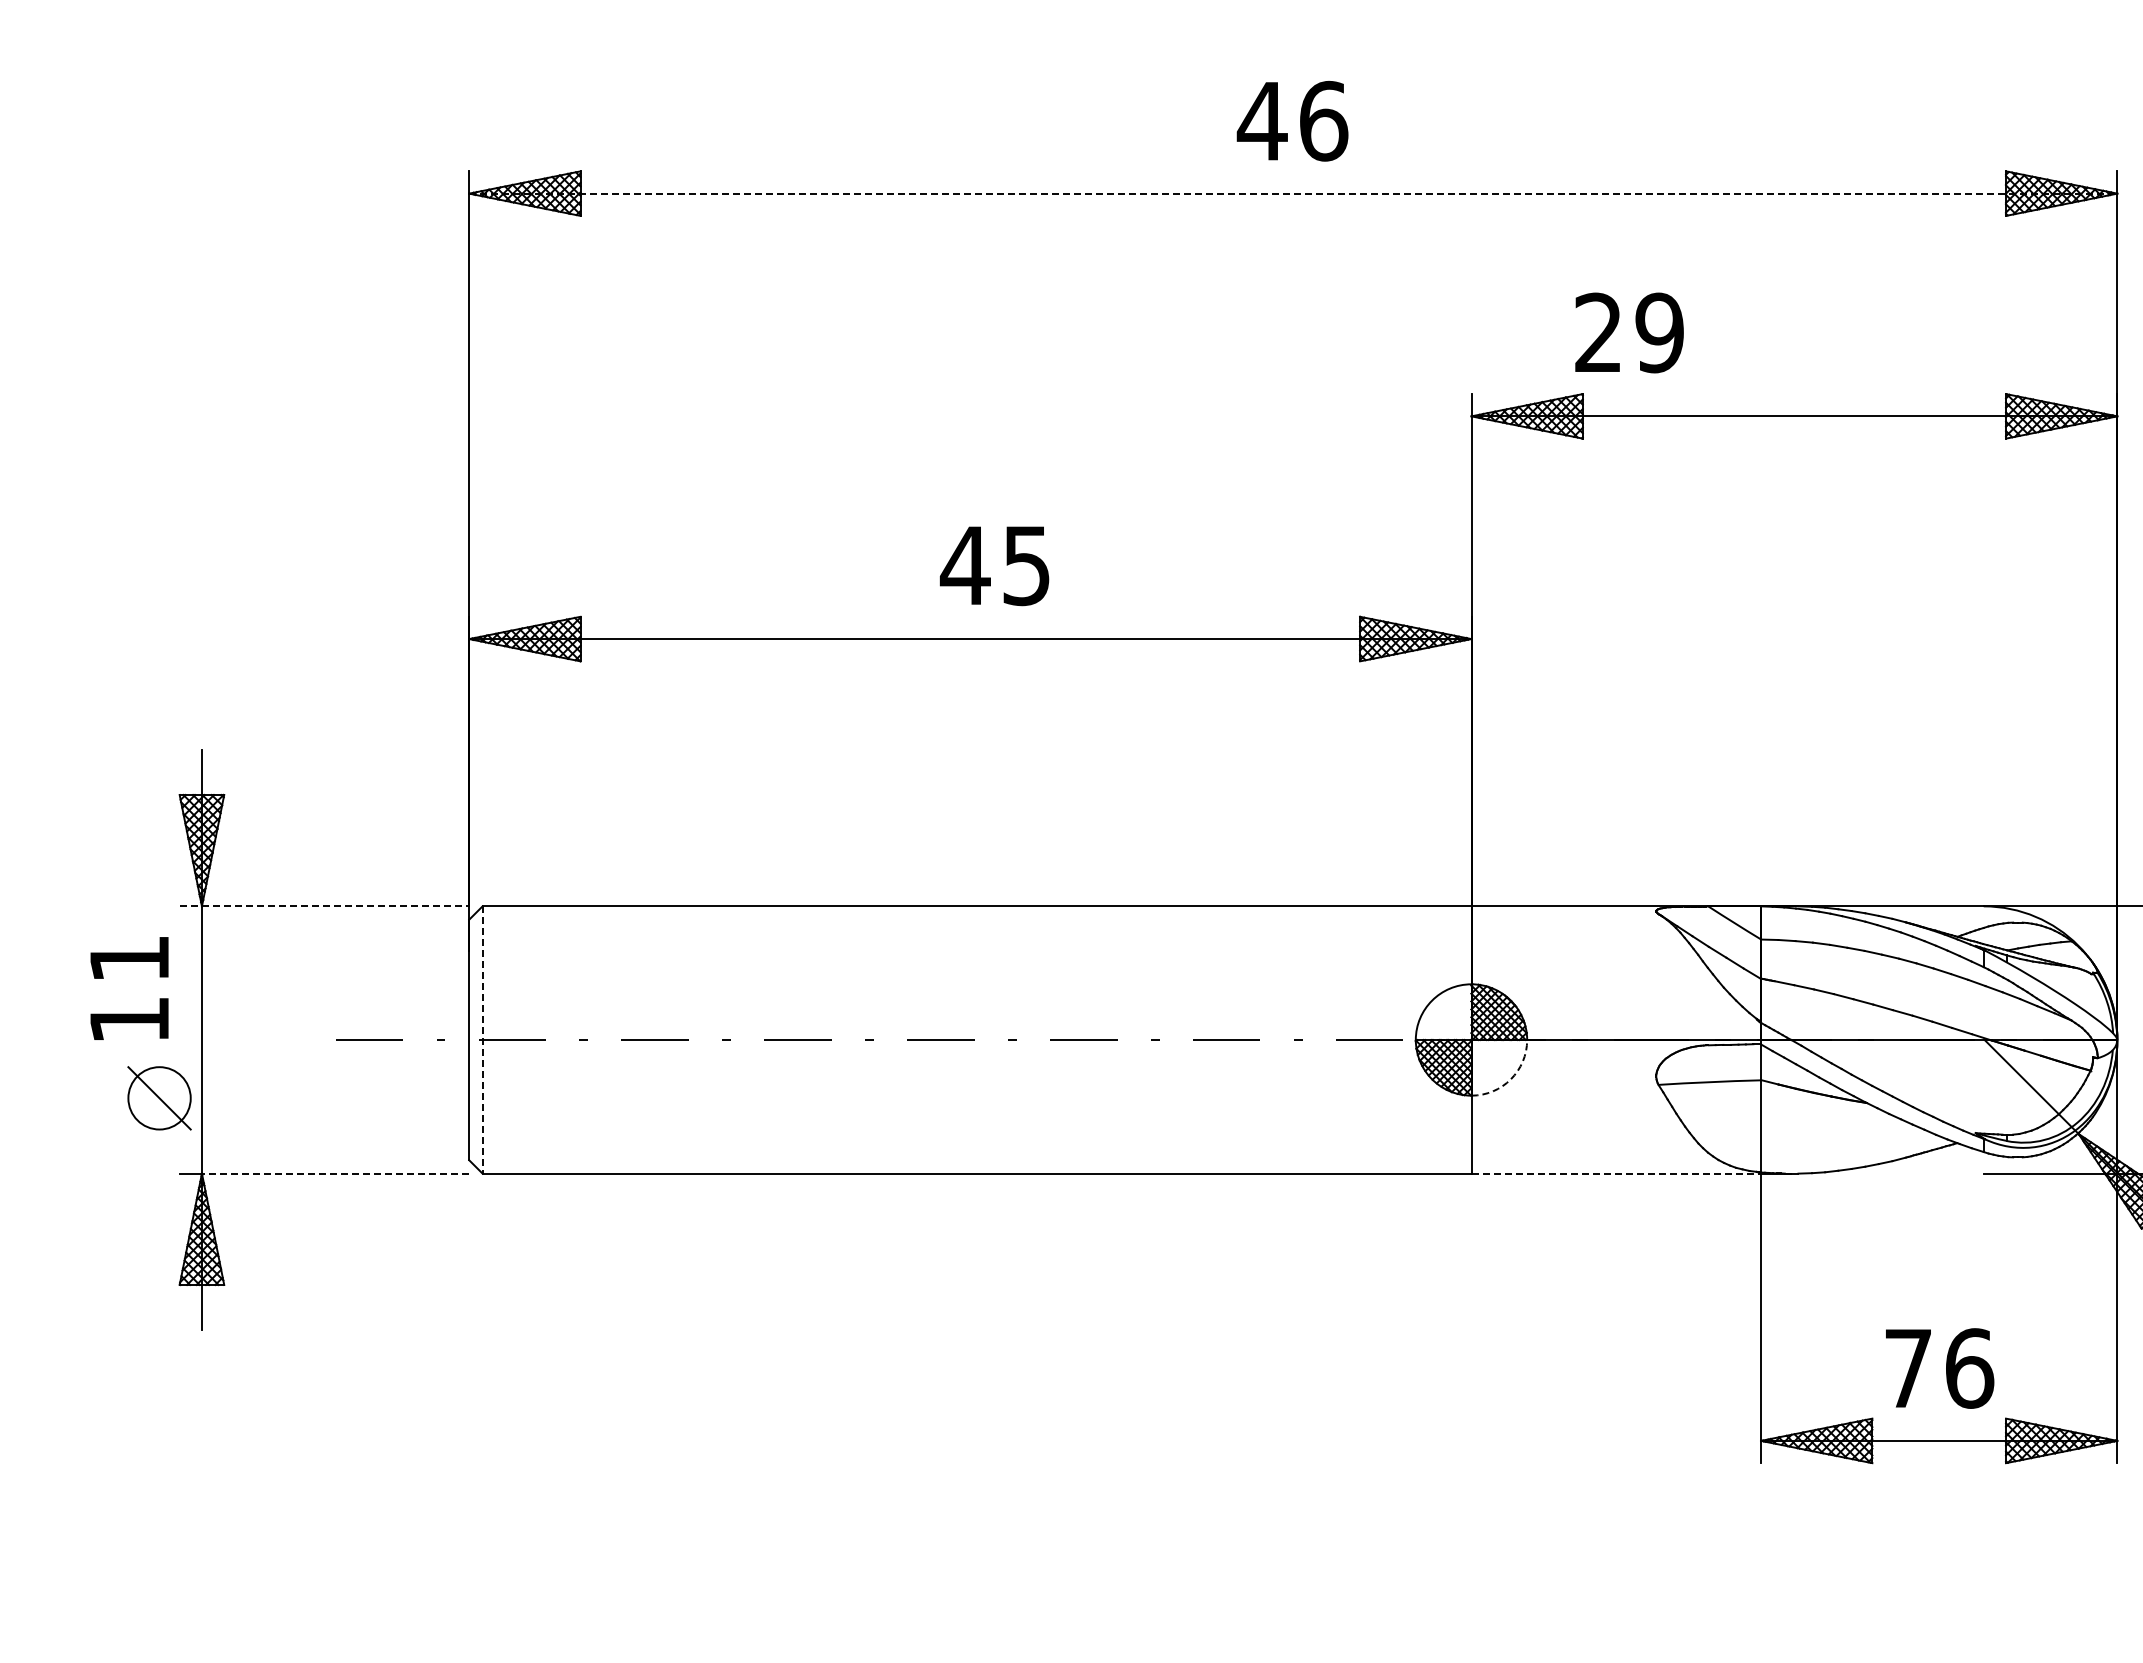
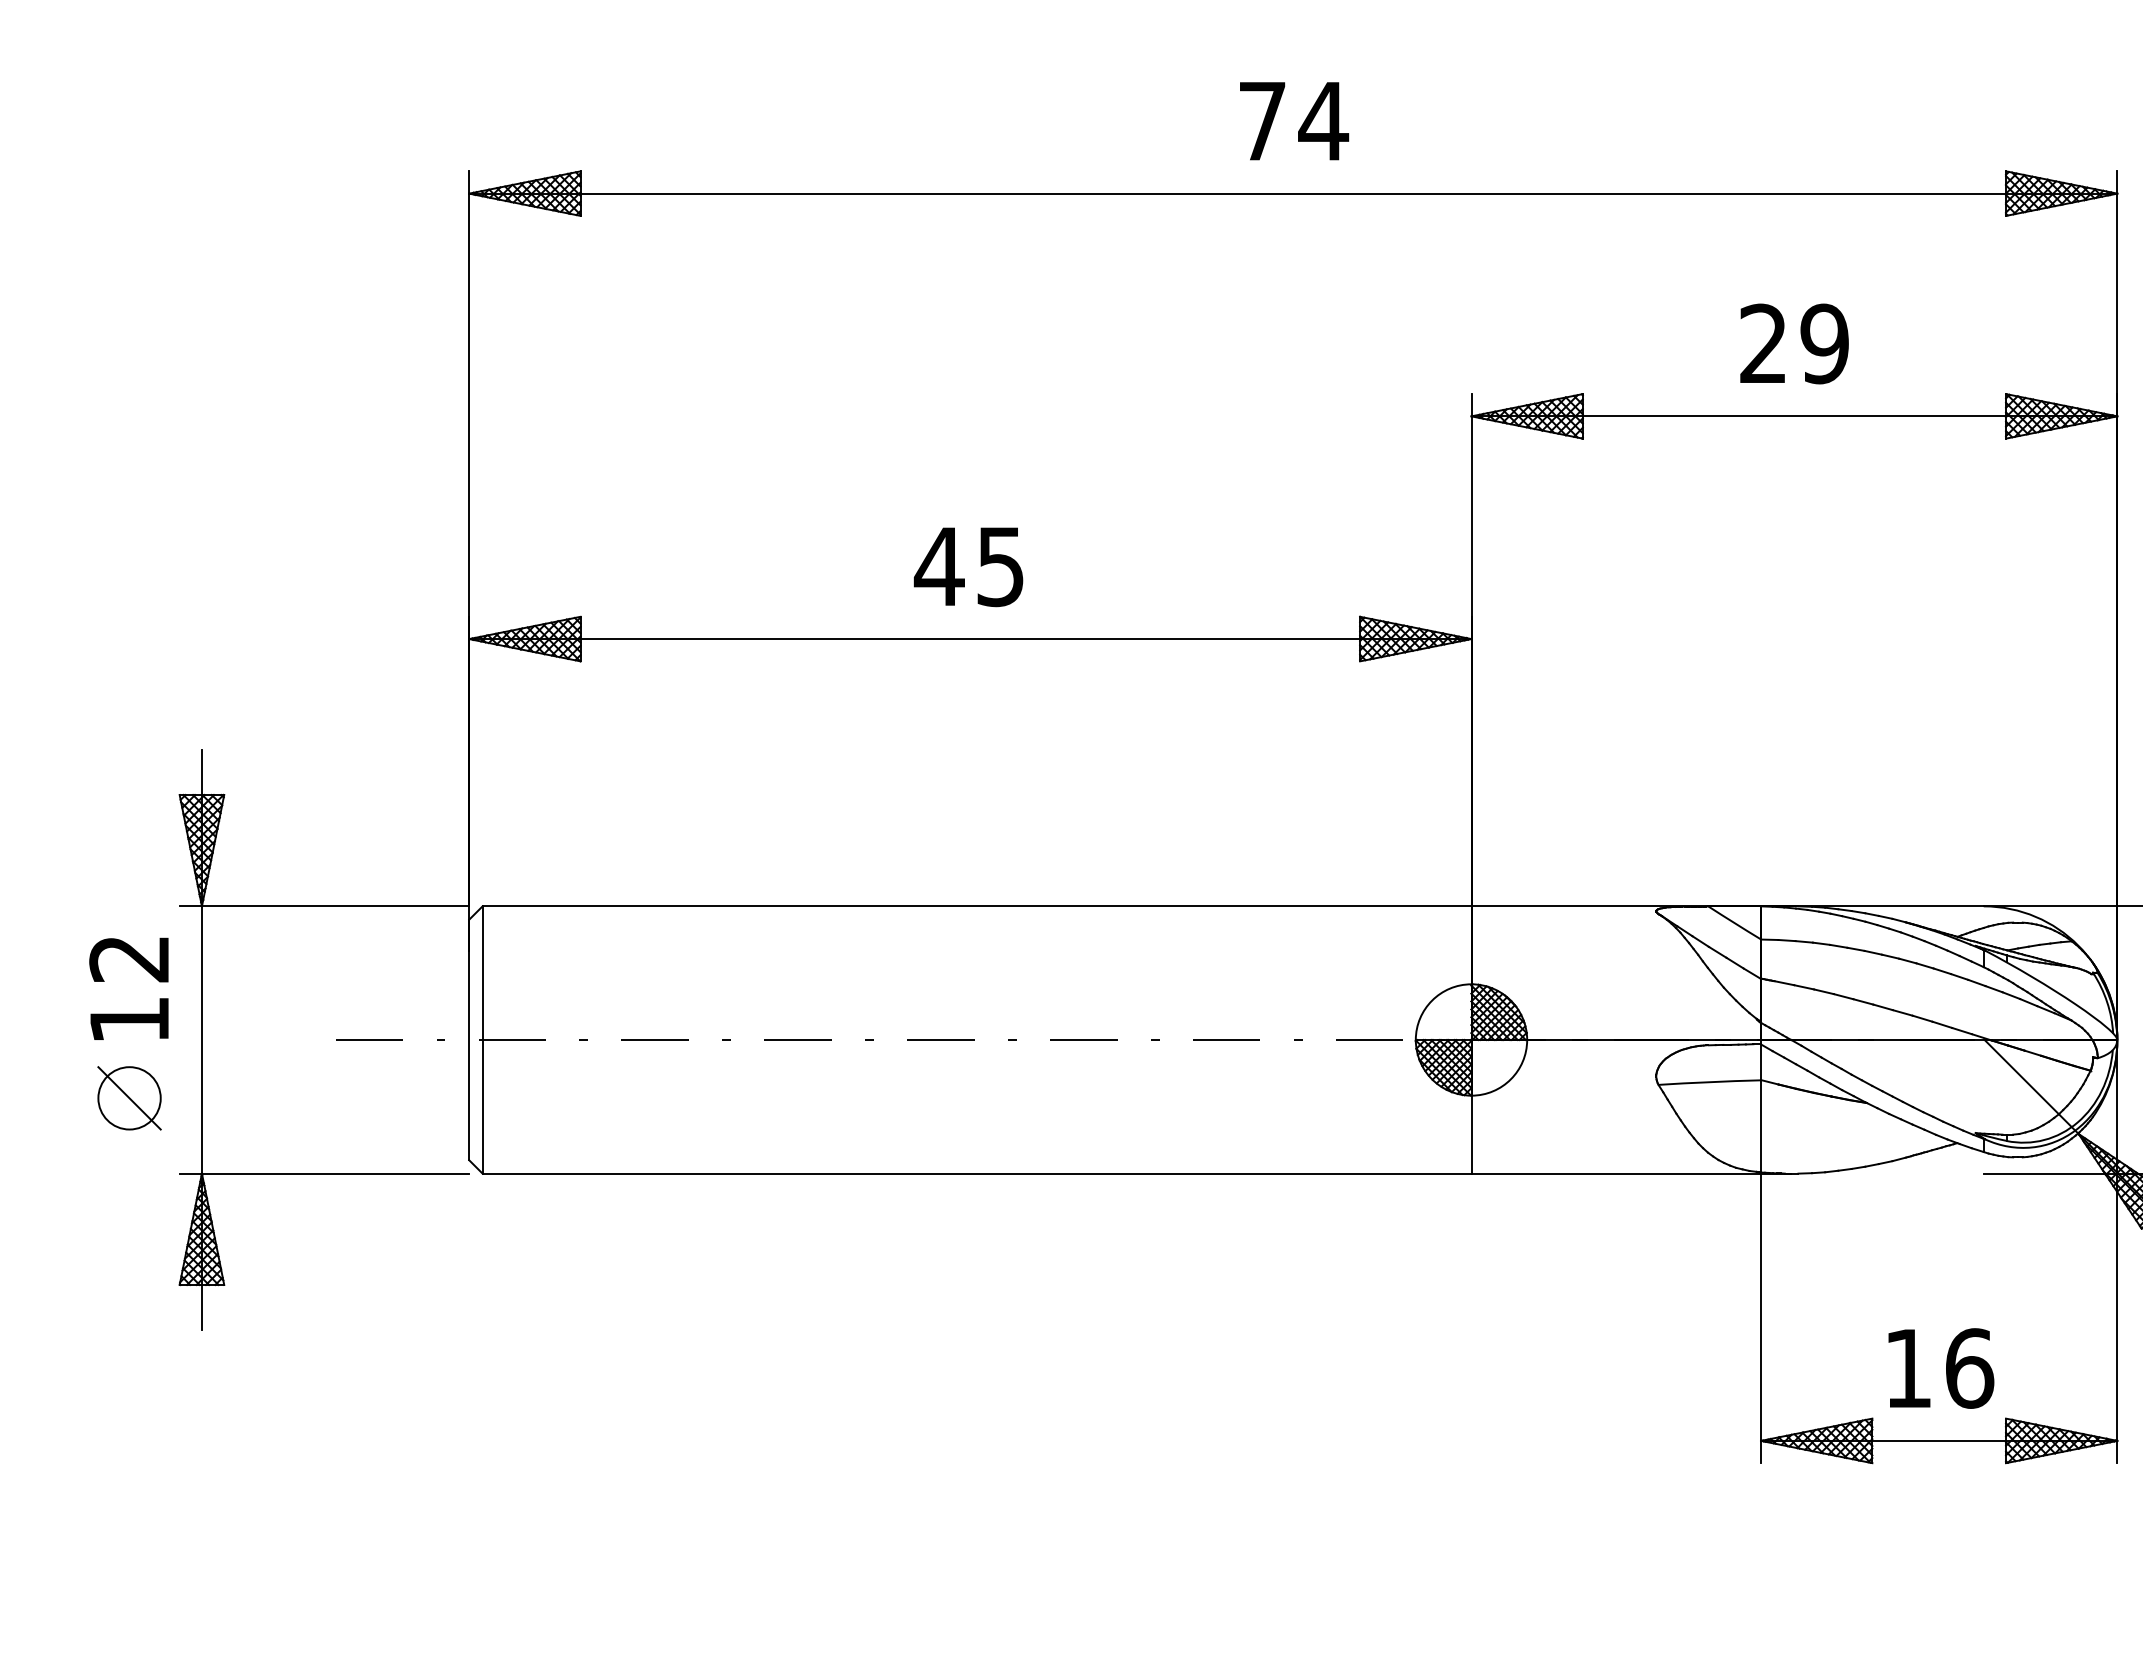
text: 46 -> 74 (1292, 120)
line: dashed -> solid (1293, 193)
text position: (1629, 332) -> (1794, 343) (1794, 343)
text position: (994, 566) -> (968, 567) (968, 567)
line: dashed -> solid (324, 906)
text: 11 -> 12 (128, 959)
line: dashed -> solid (482, 1040)
arc: dashed -> solid (1510, 1079)
part position: (159, 1098) -> (129, 1098) (129, 1098)
line: dashed -> solid (335, 1173)
line: dashed -> solid (1616, 1173)
text: 76 -> 16 (1908, 1368)
